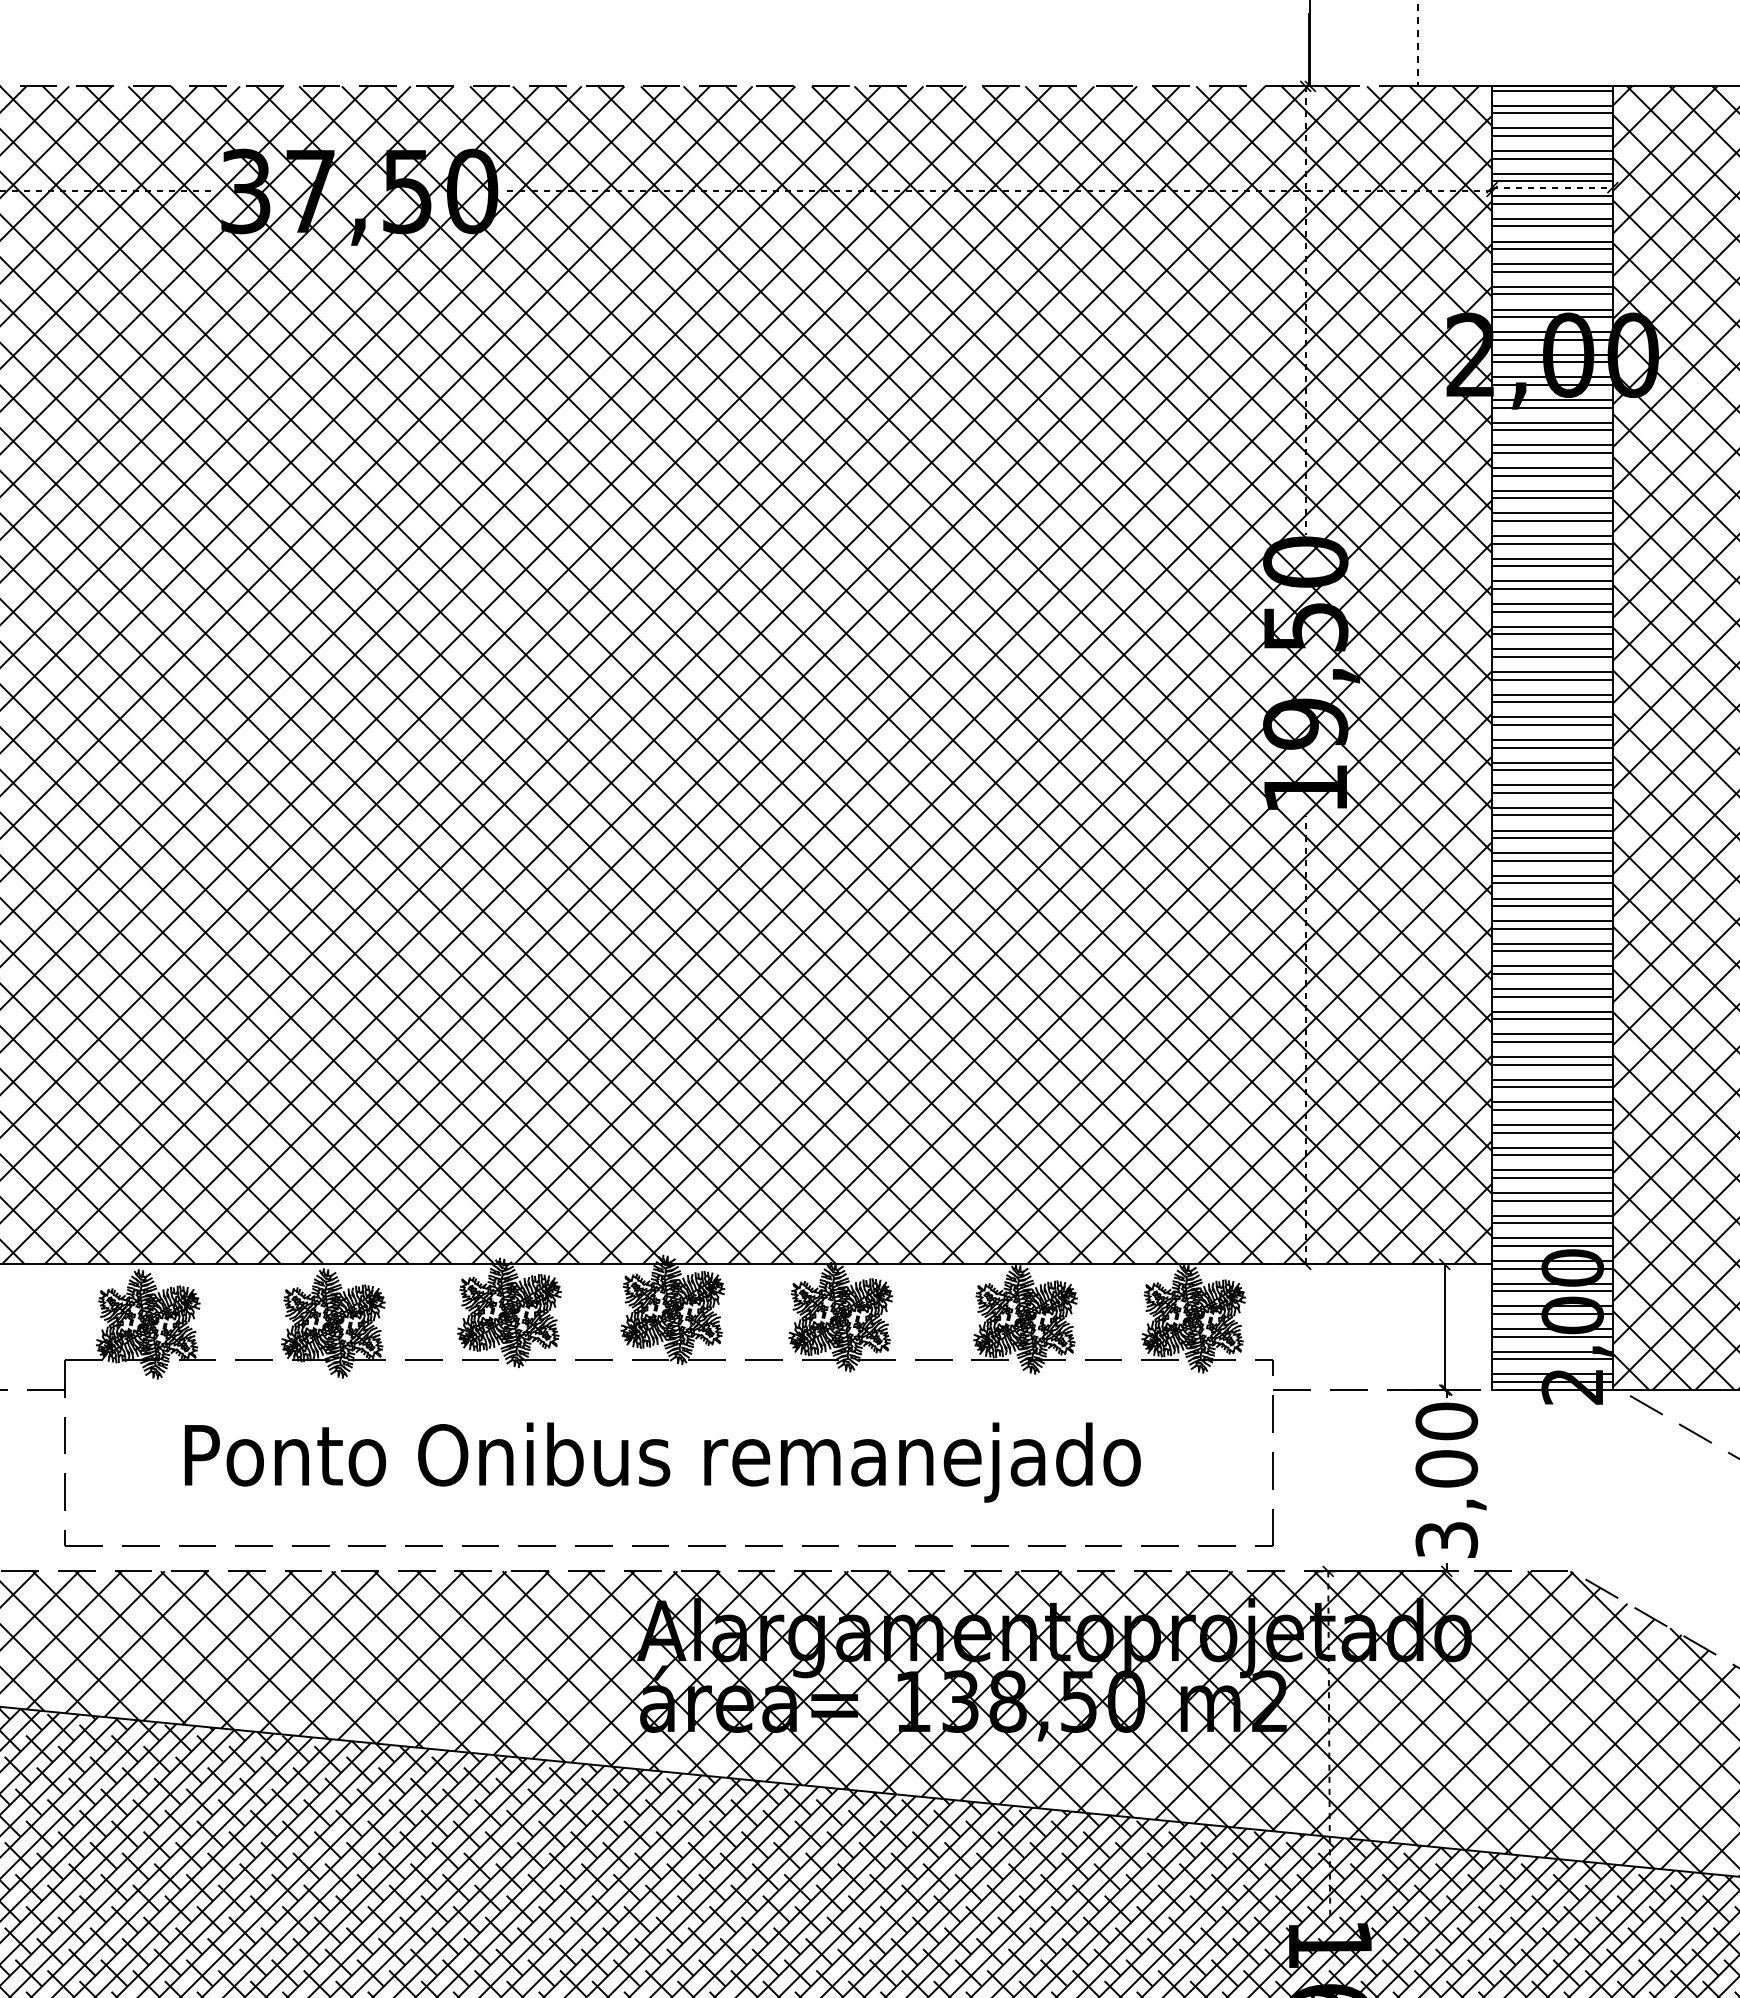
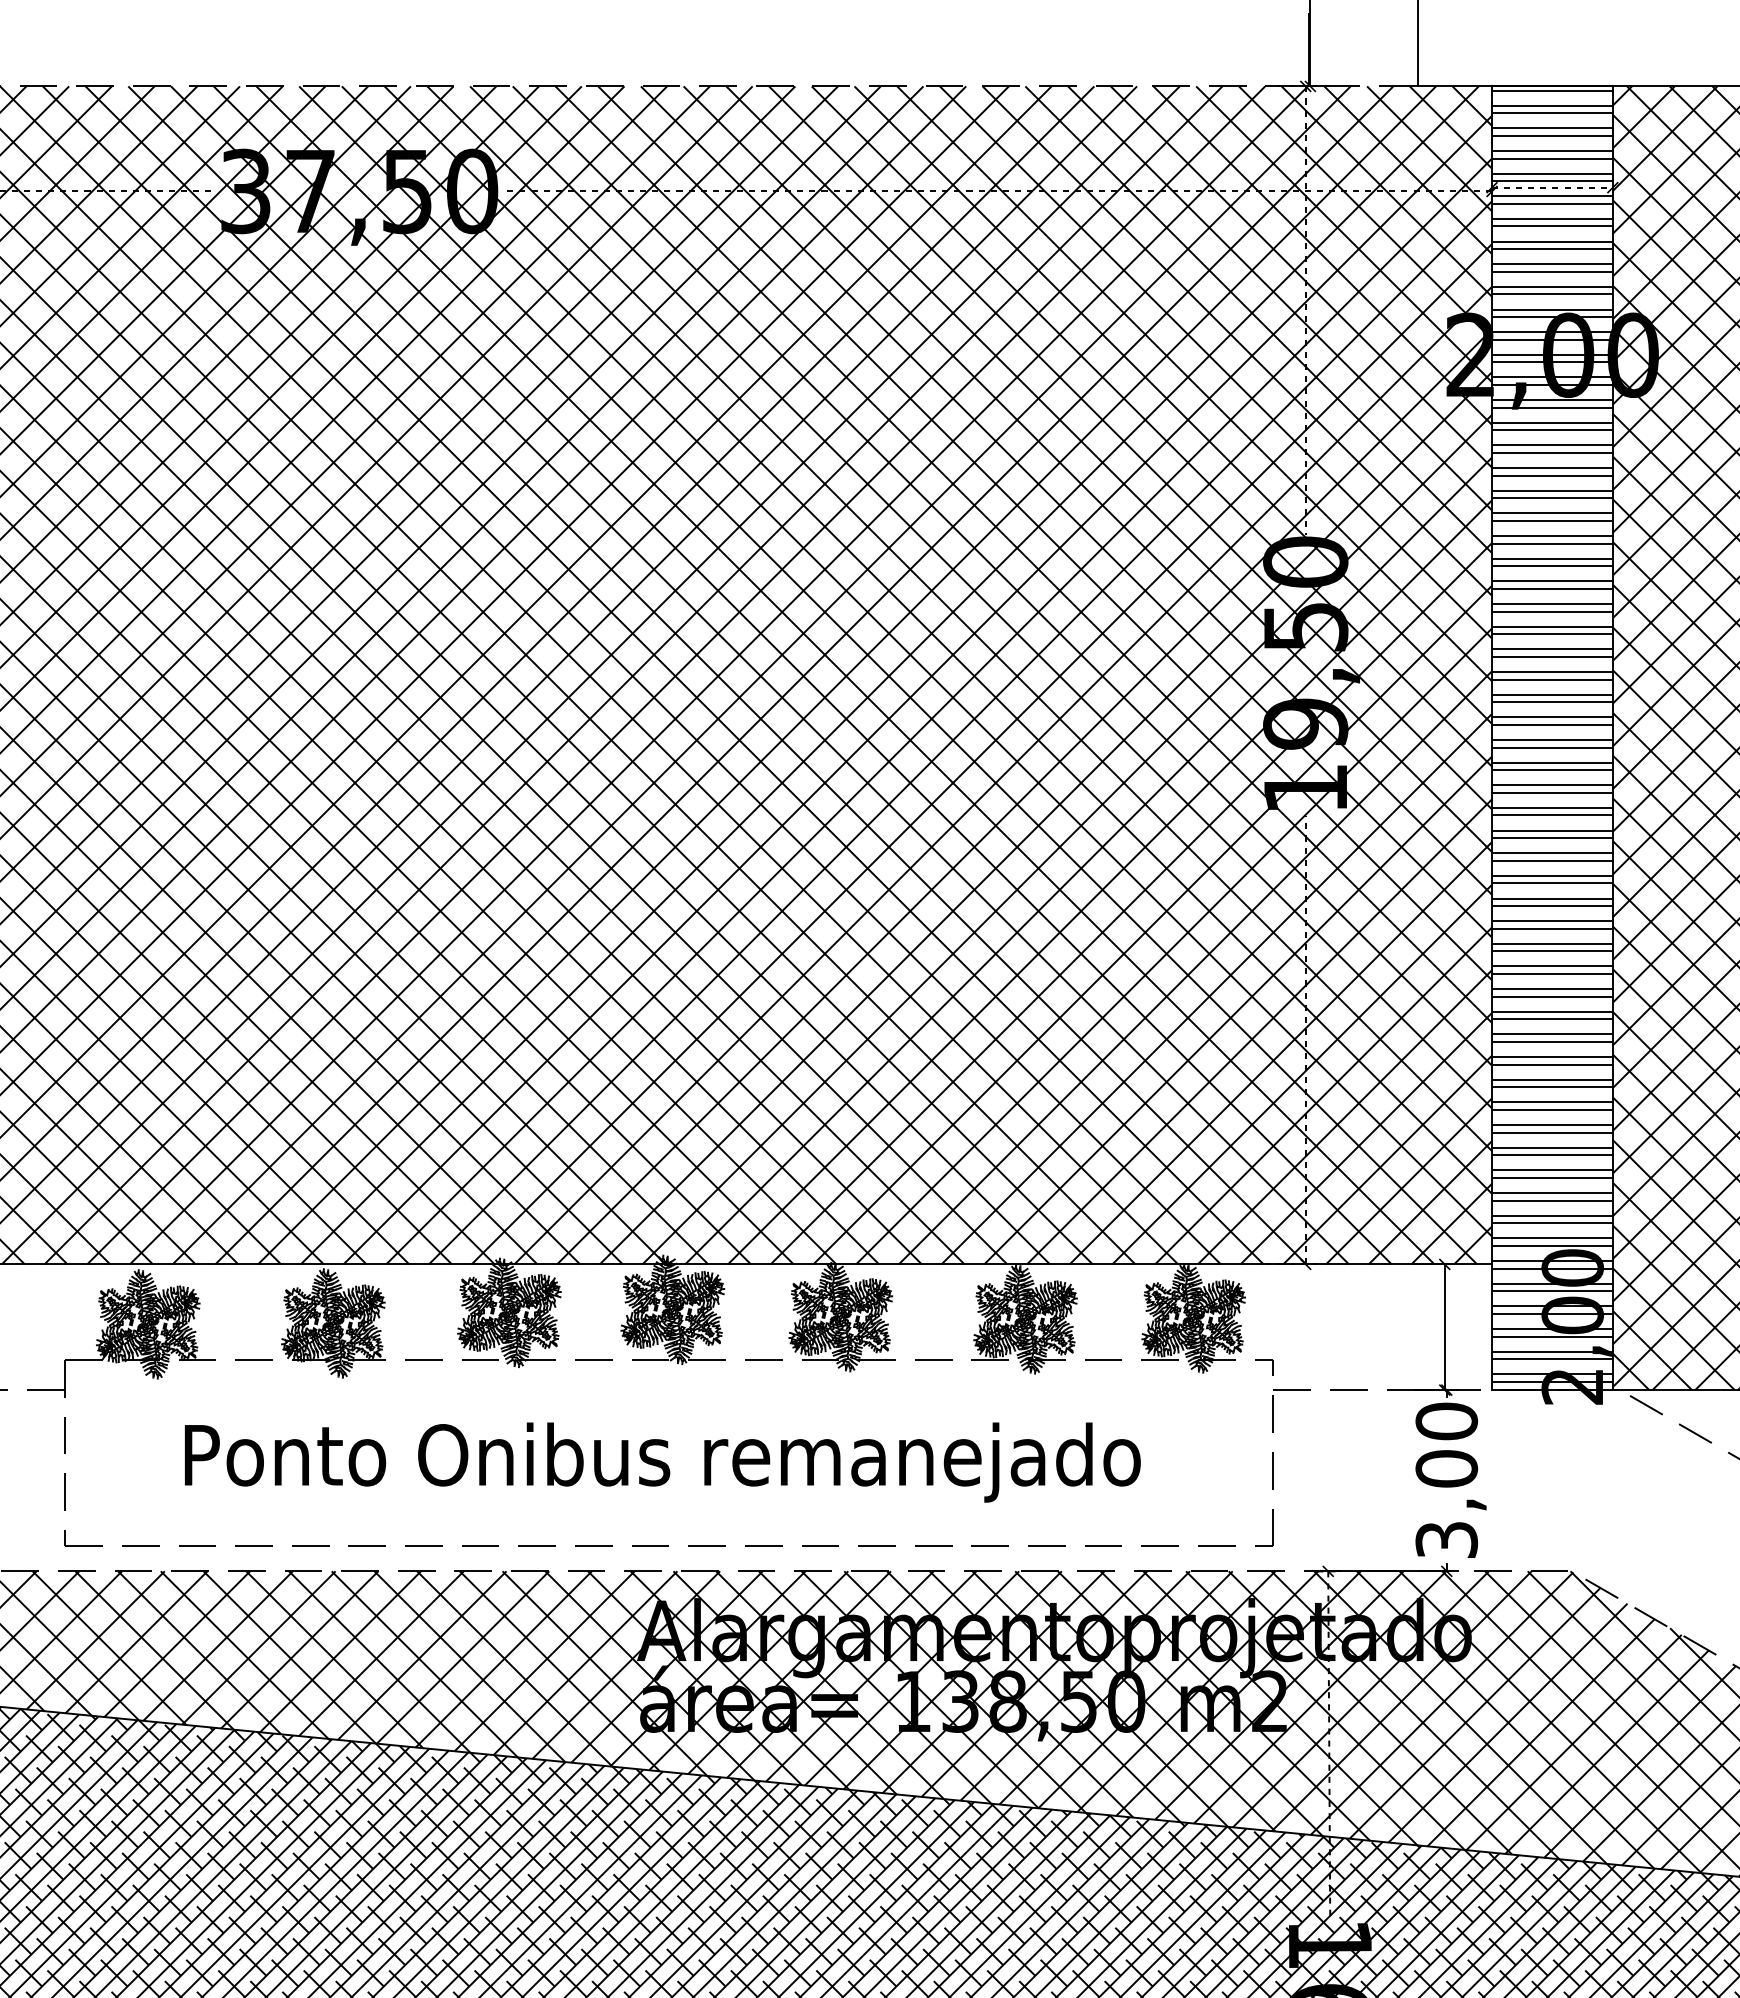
line: dashed -> solid (1417, 43)
